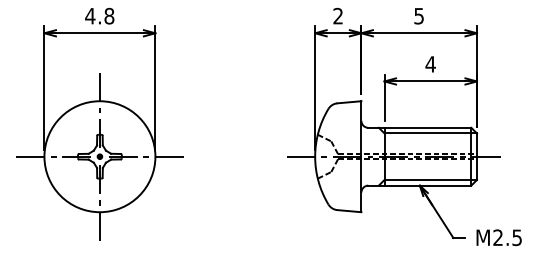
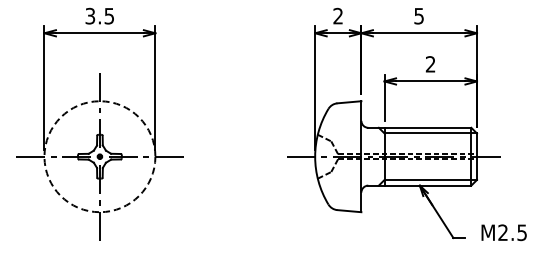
text: 4.8 -> 3.5 (99, 15)
text: 4 -> 2 (430, 64)
circle: solid -> dashed (99, 156)
text position: (498, 237) -> (503, 232) (503, 232)
